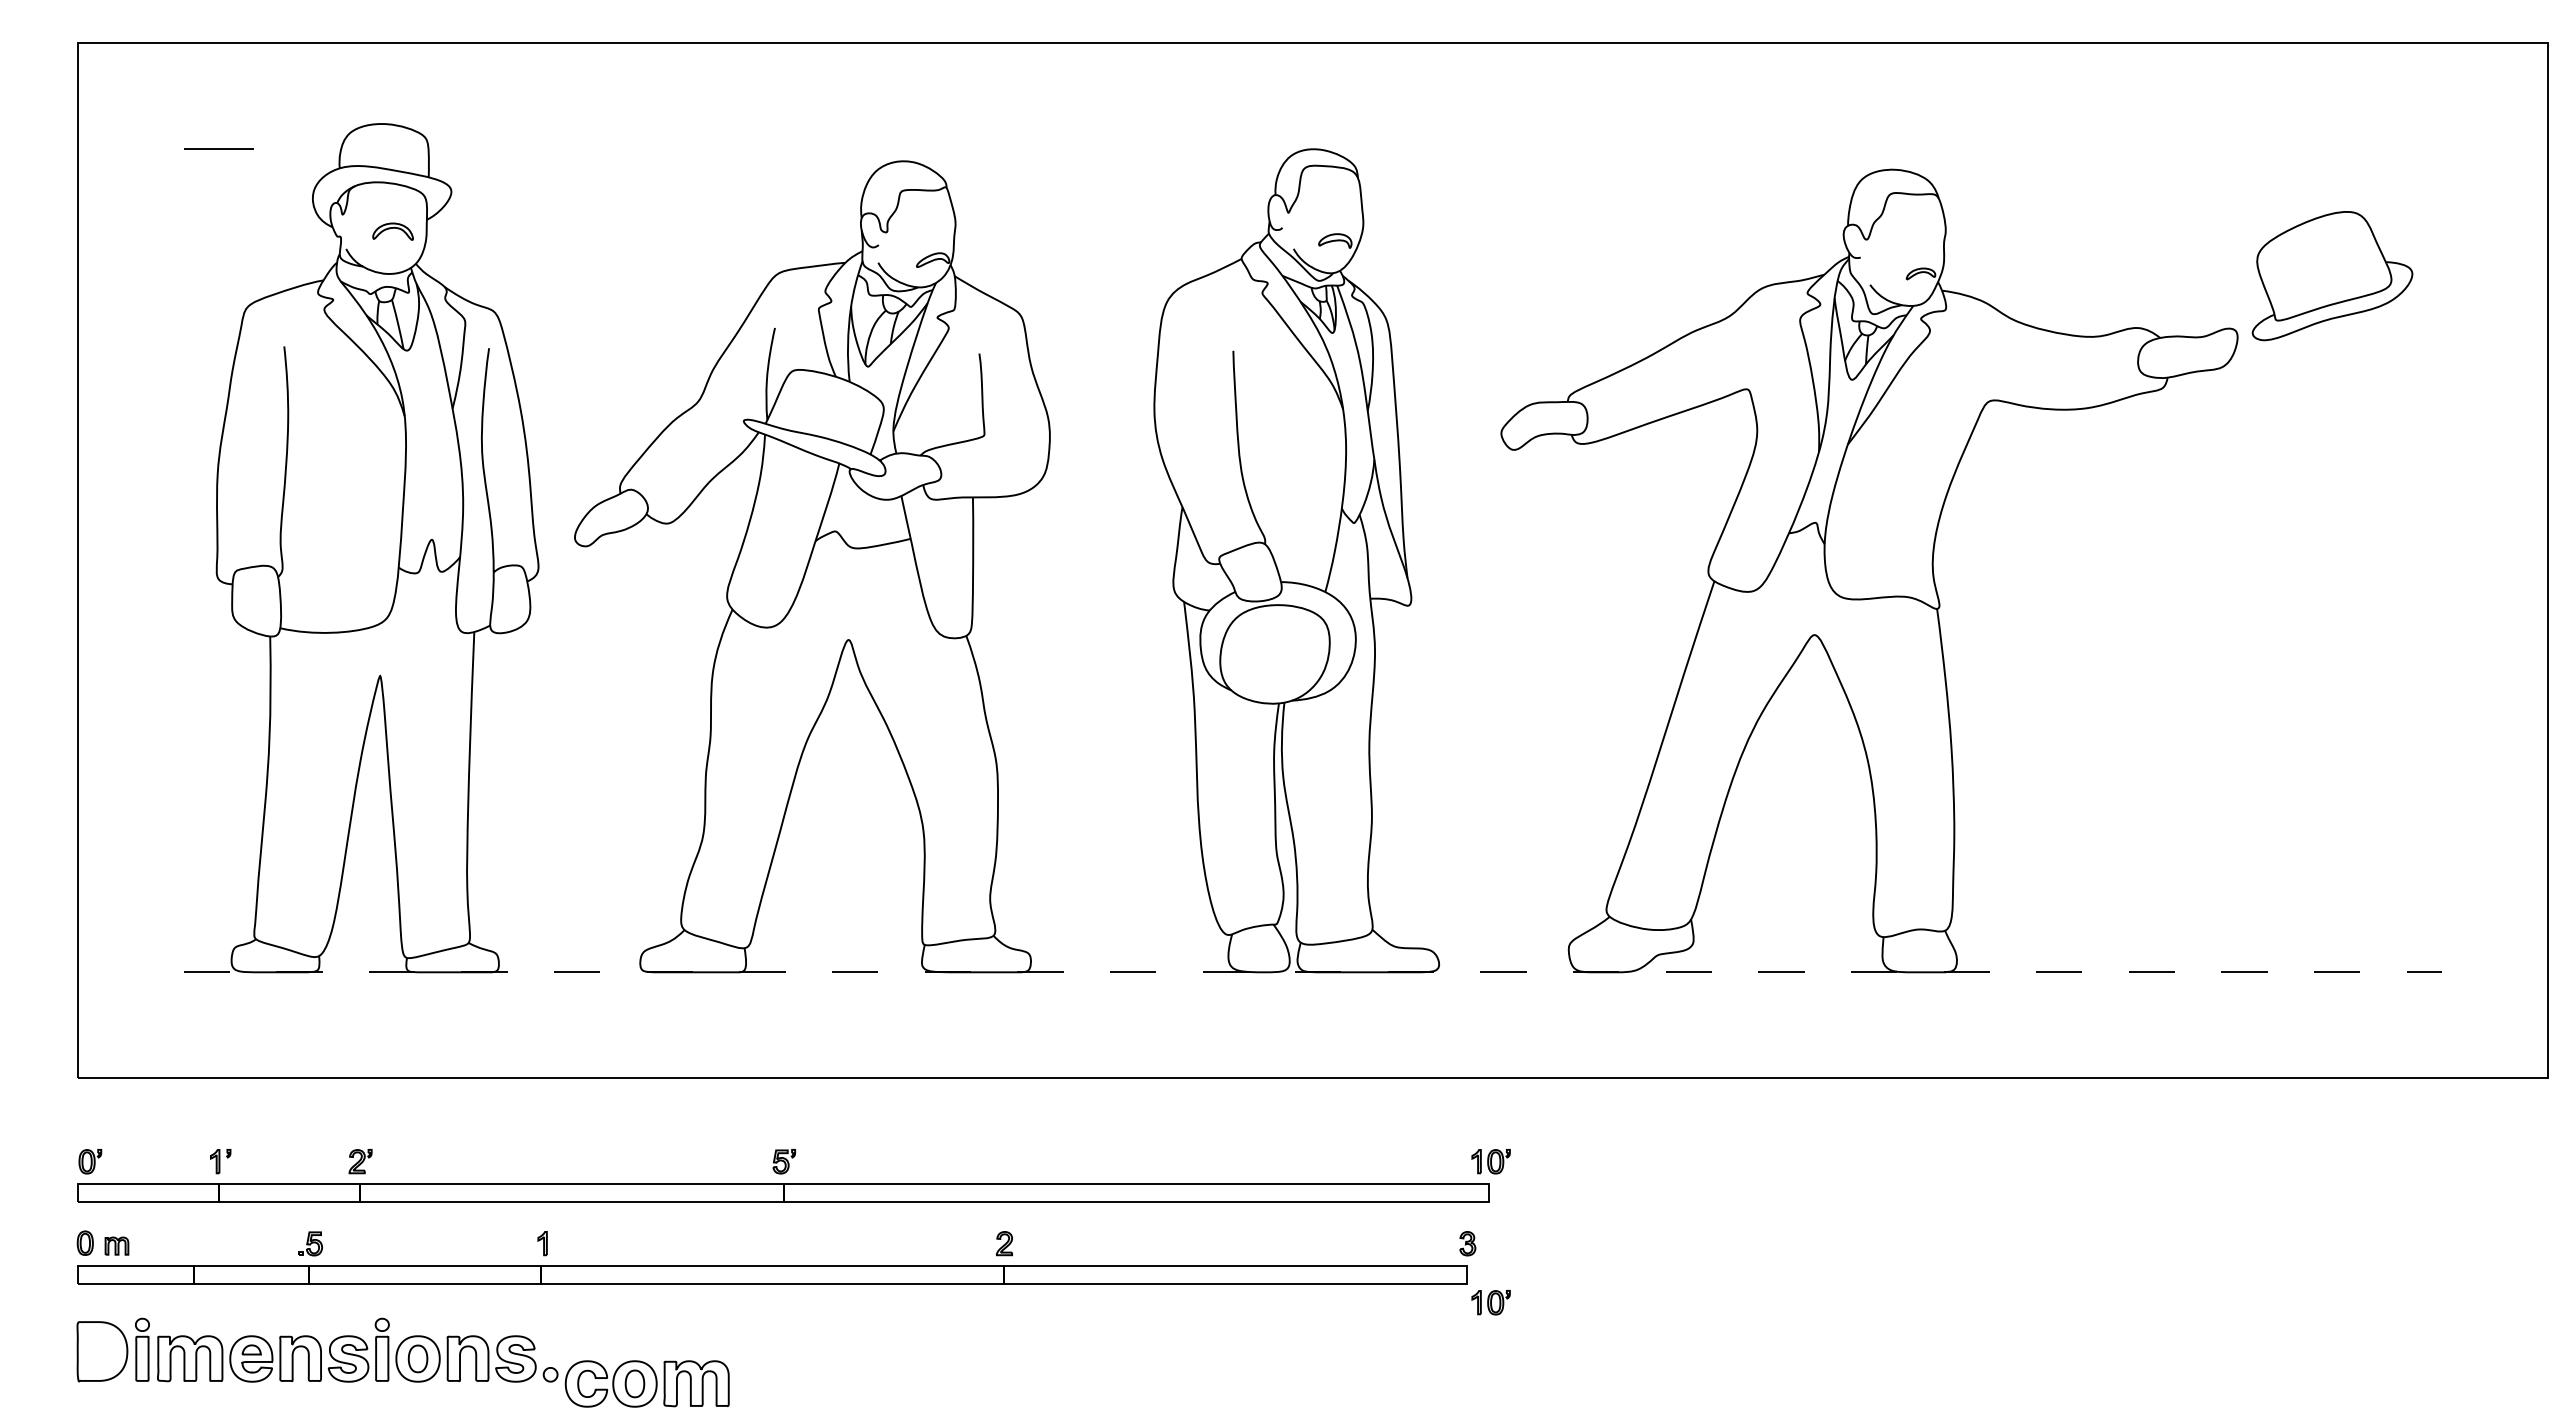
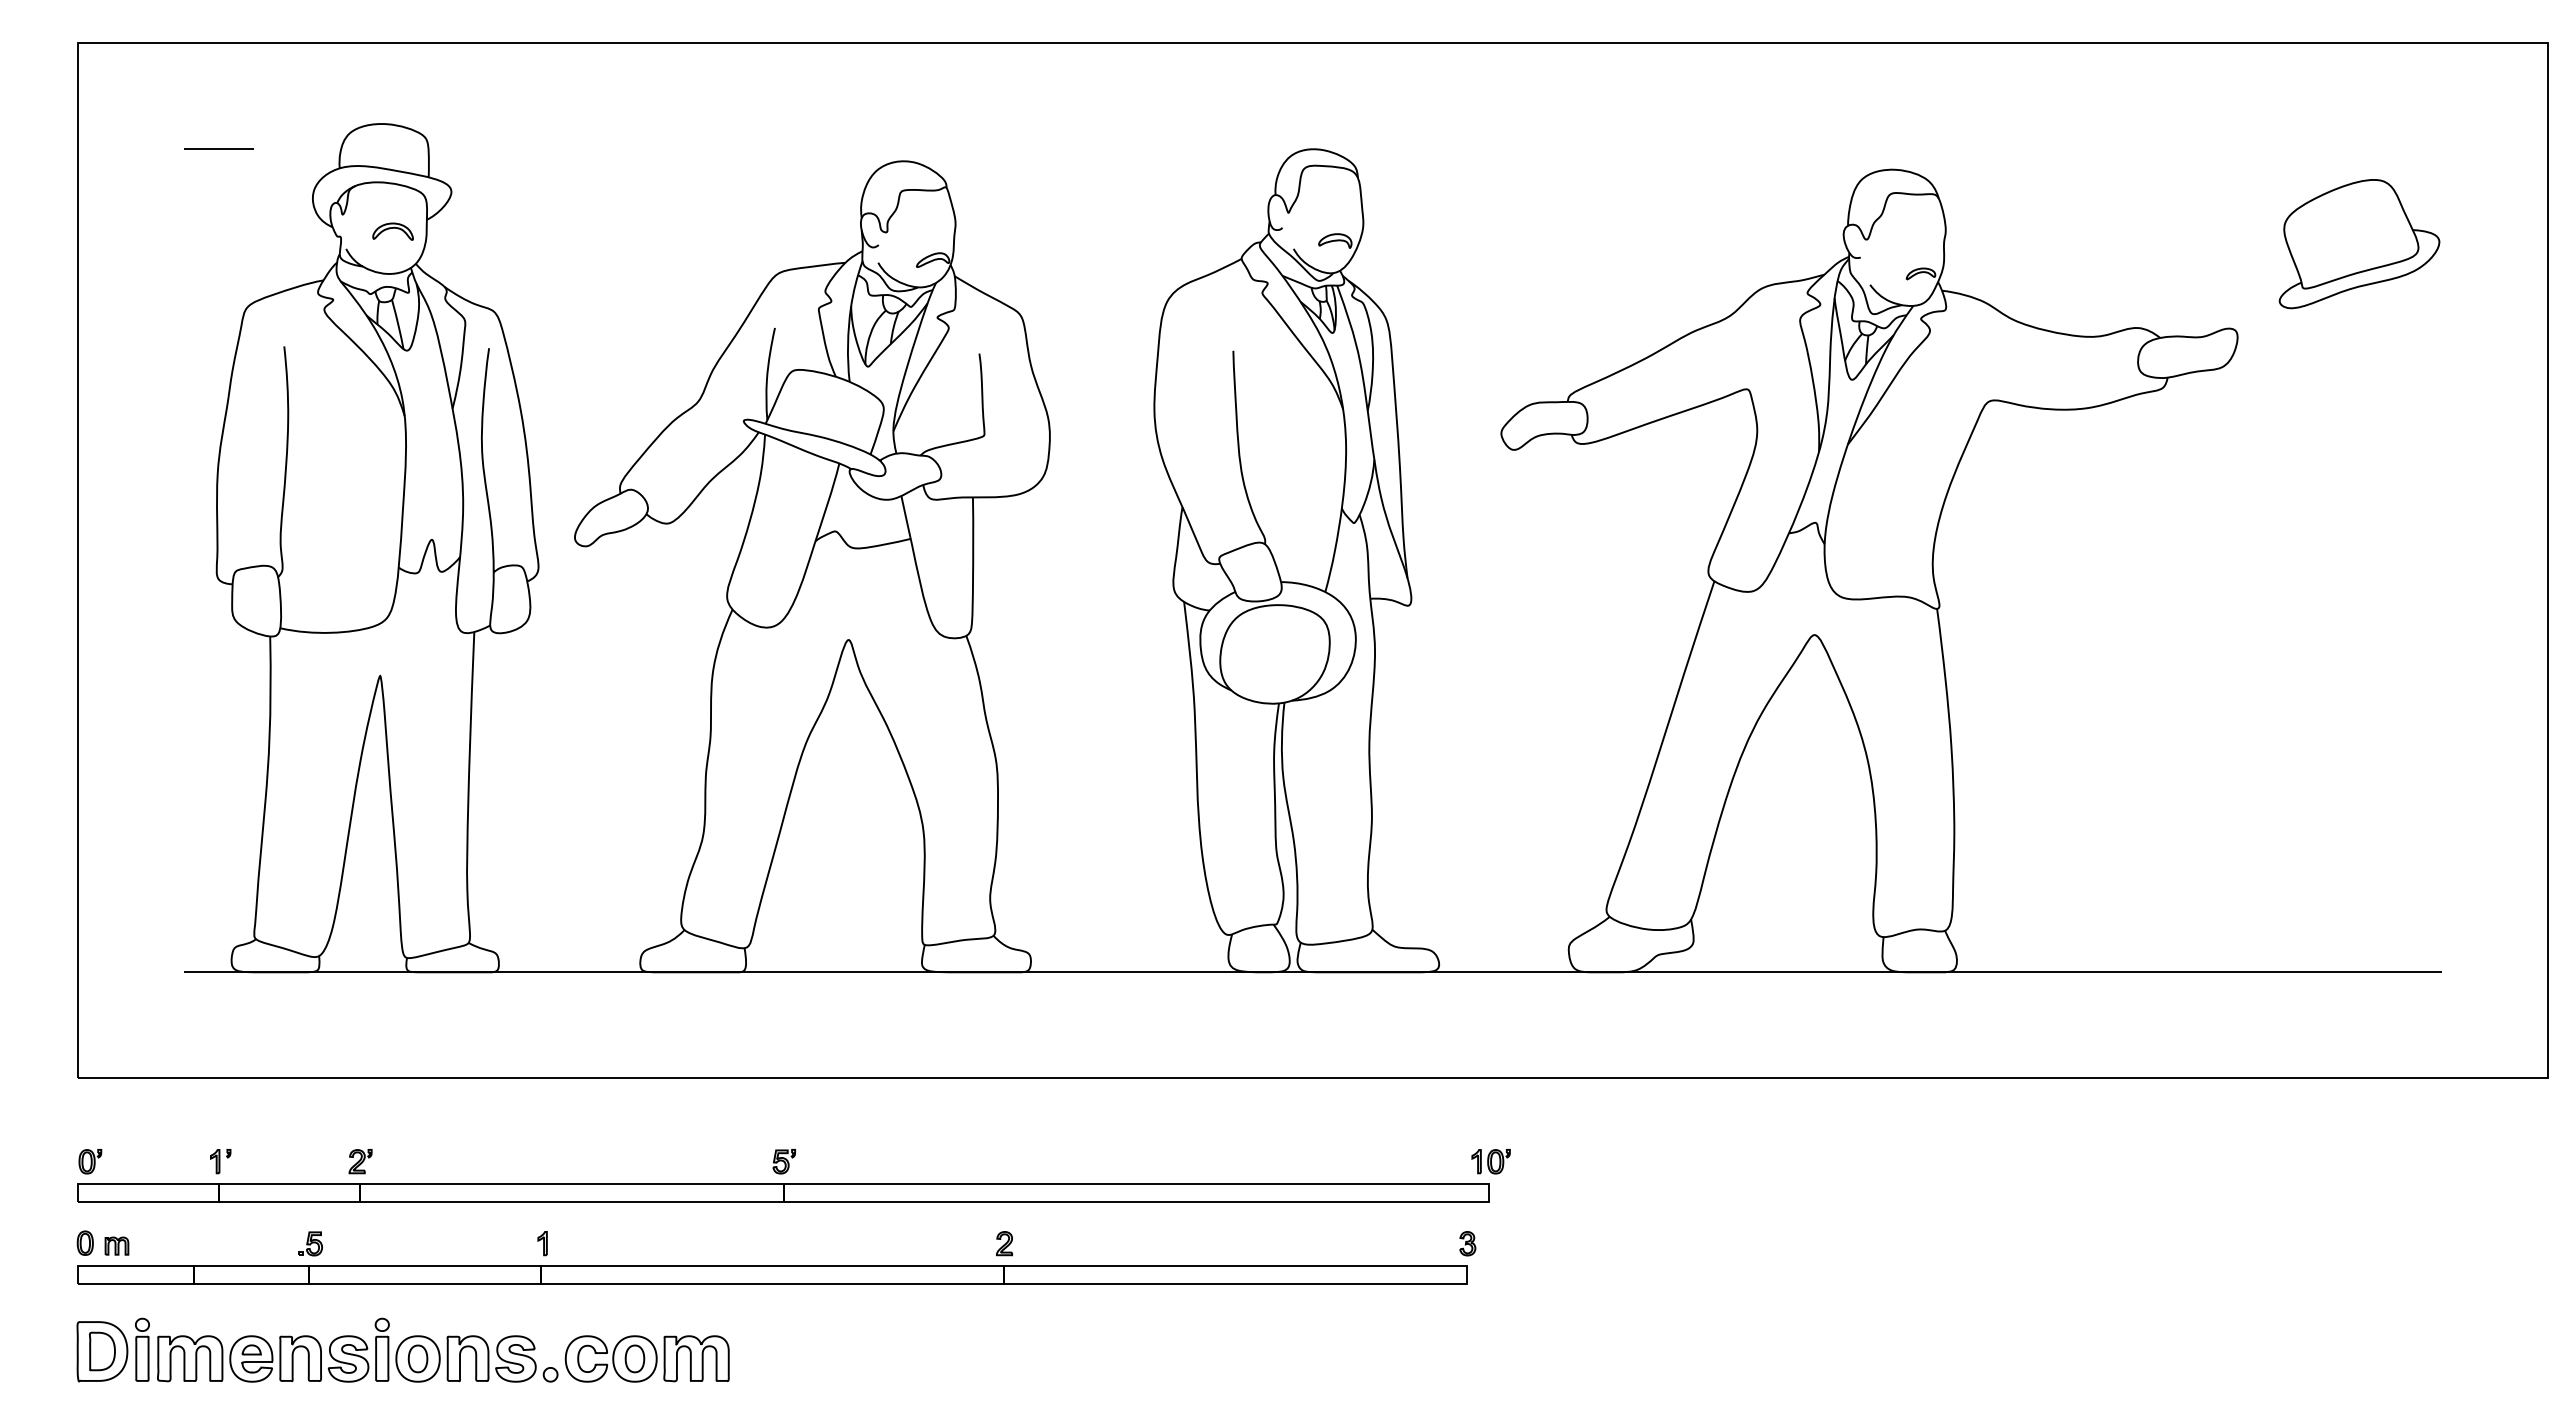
part position: (2332, 276) -> (2359, 244) (2359, 244)
line: dashed -> solid (1313, 972)
part: present -> none (1490, 1302)
part: none -> present (102, 1351)
part position: (646, 1383) -> (646, 1358) (646, 1358)
